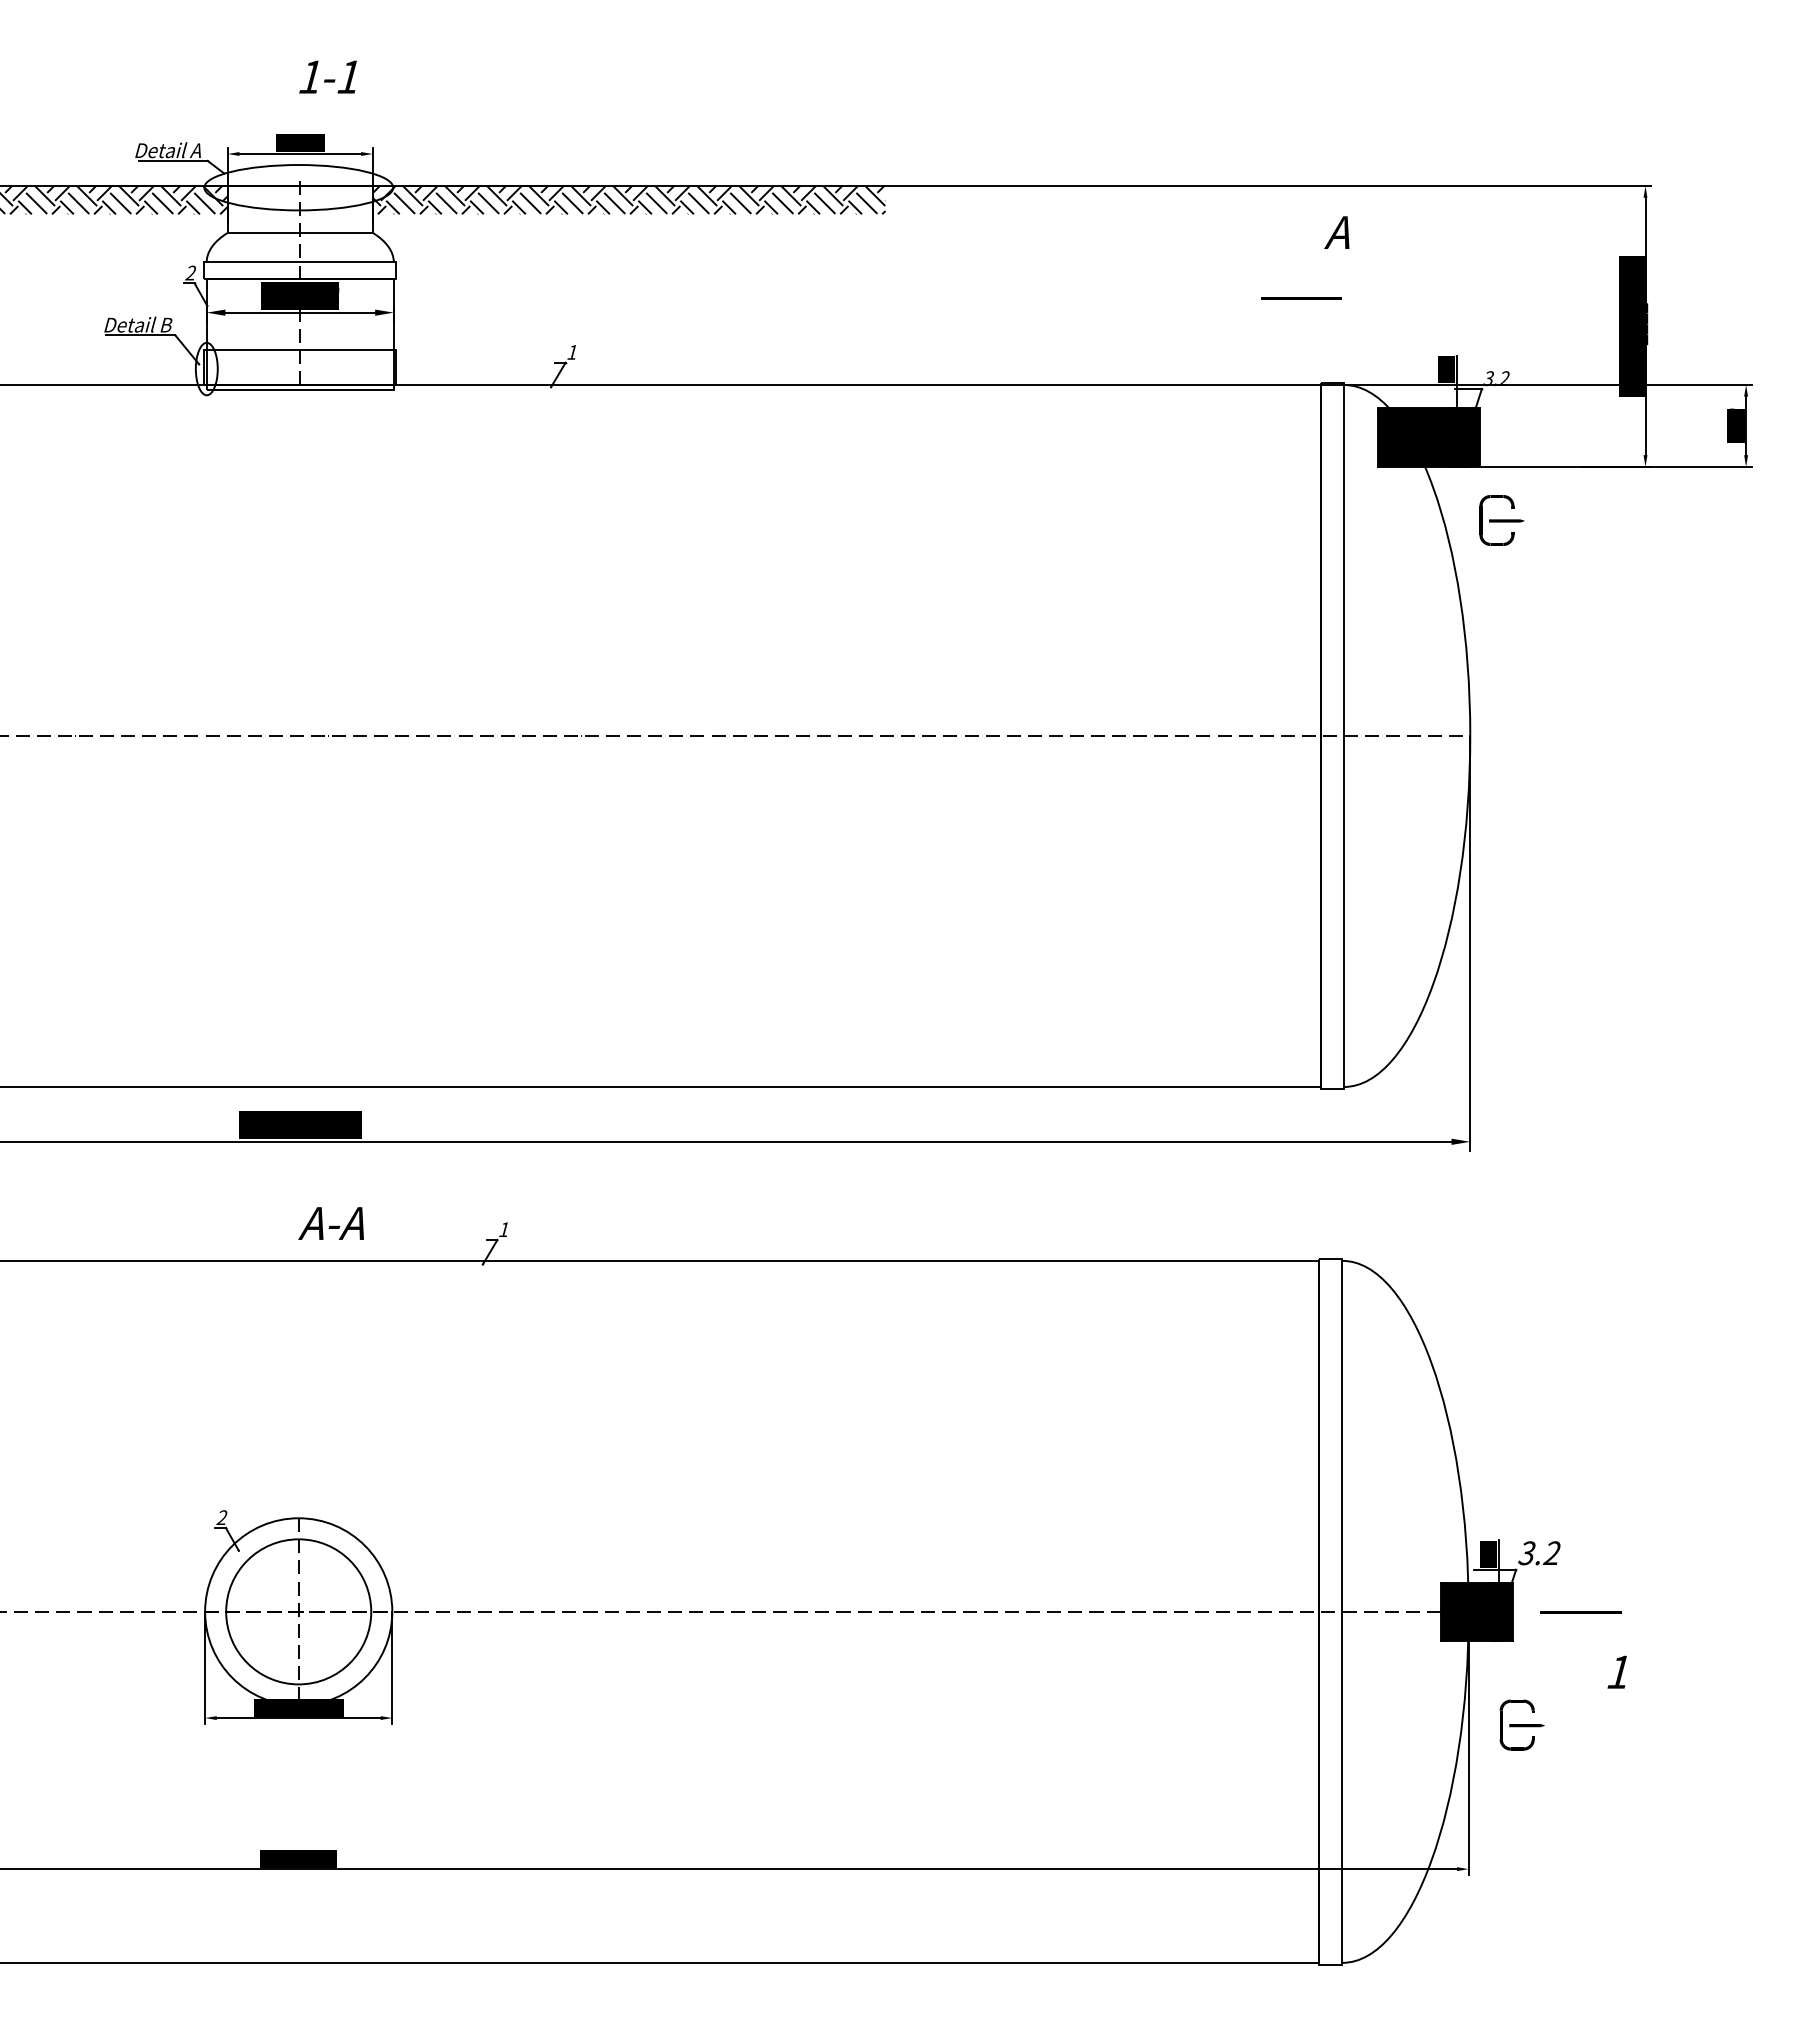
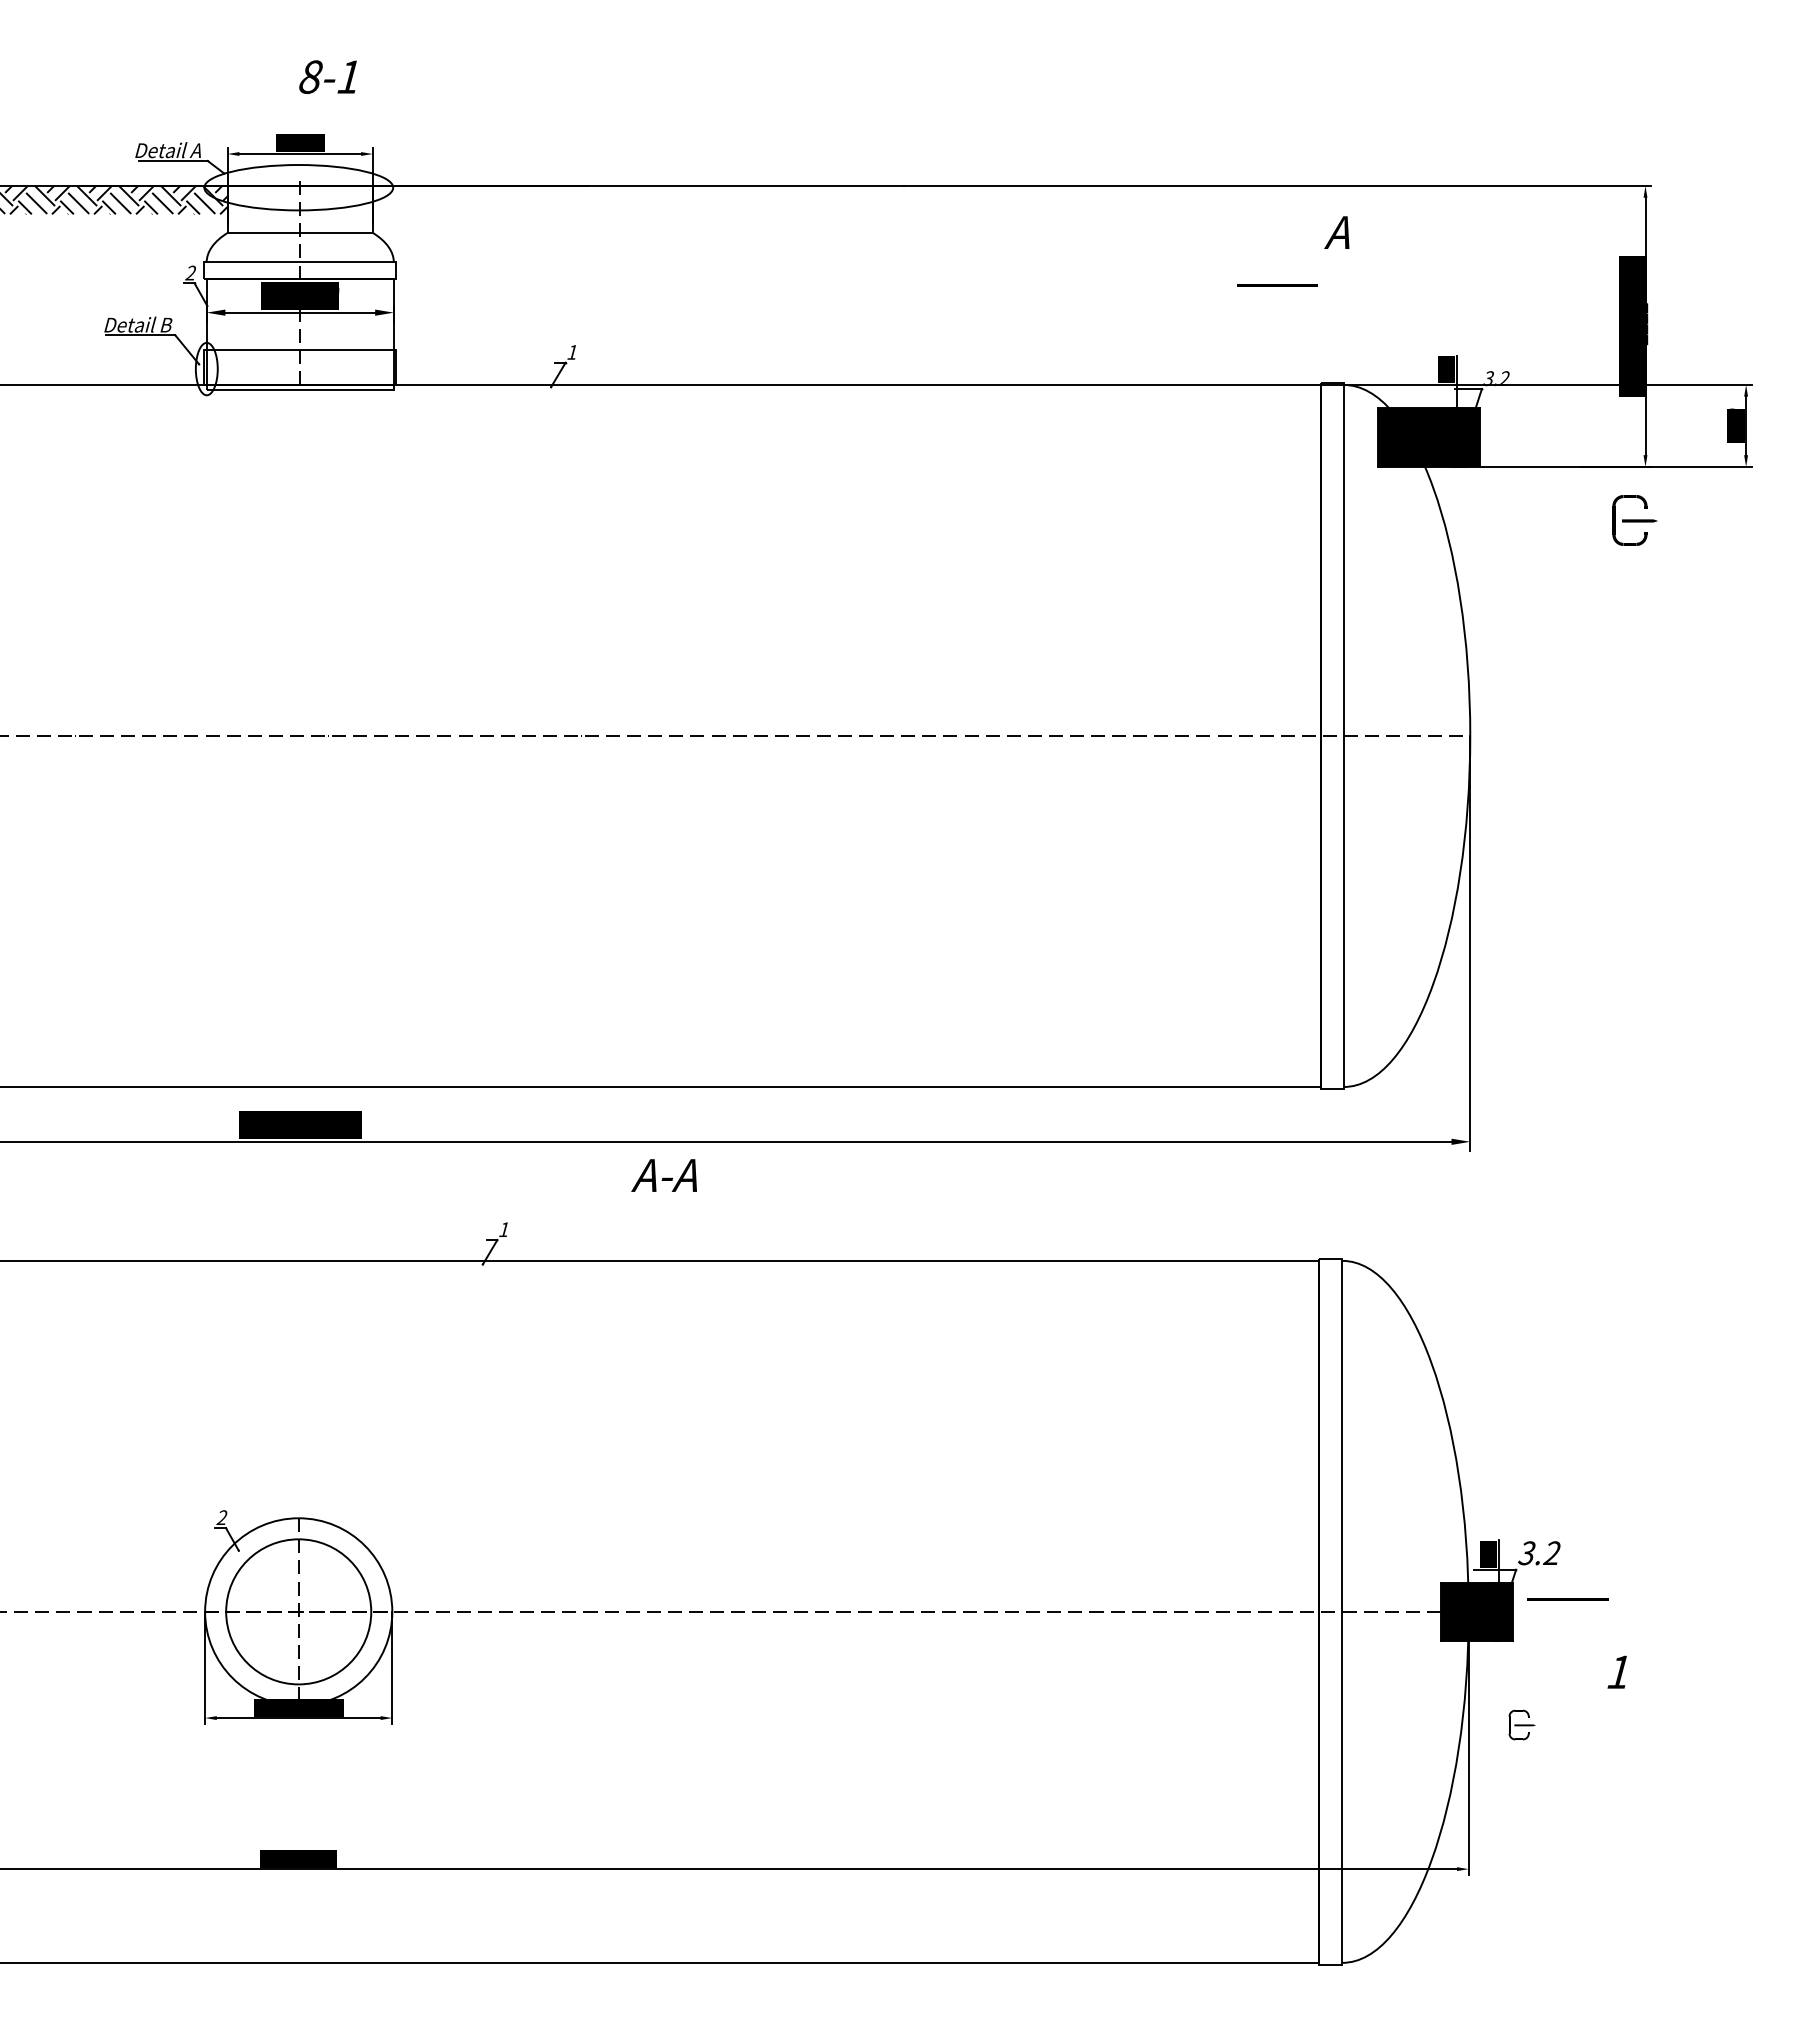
text: 1-1 -> 8-1 (310, 76)
hatch: present -> none (629, 200)
line position: (1301, 298) -> (1277, 285) (1277, 285)
part position: (1501, 520) -> (1634, 520) (1634, 520)
text position: (330, 1223) -> (663, 1175) (663, 1175)
line position: (1580, 1612) -> (1567, 1599) (1567, 1599)
part size: 46x52 px -> 28x32 px (1521, 1724)
